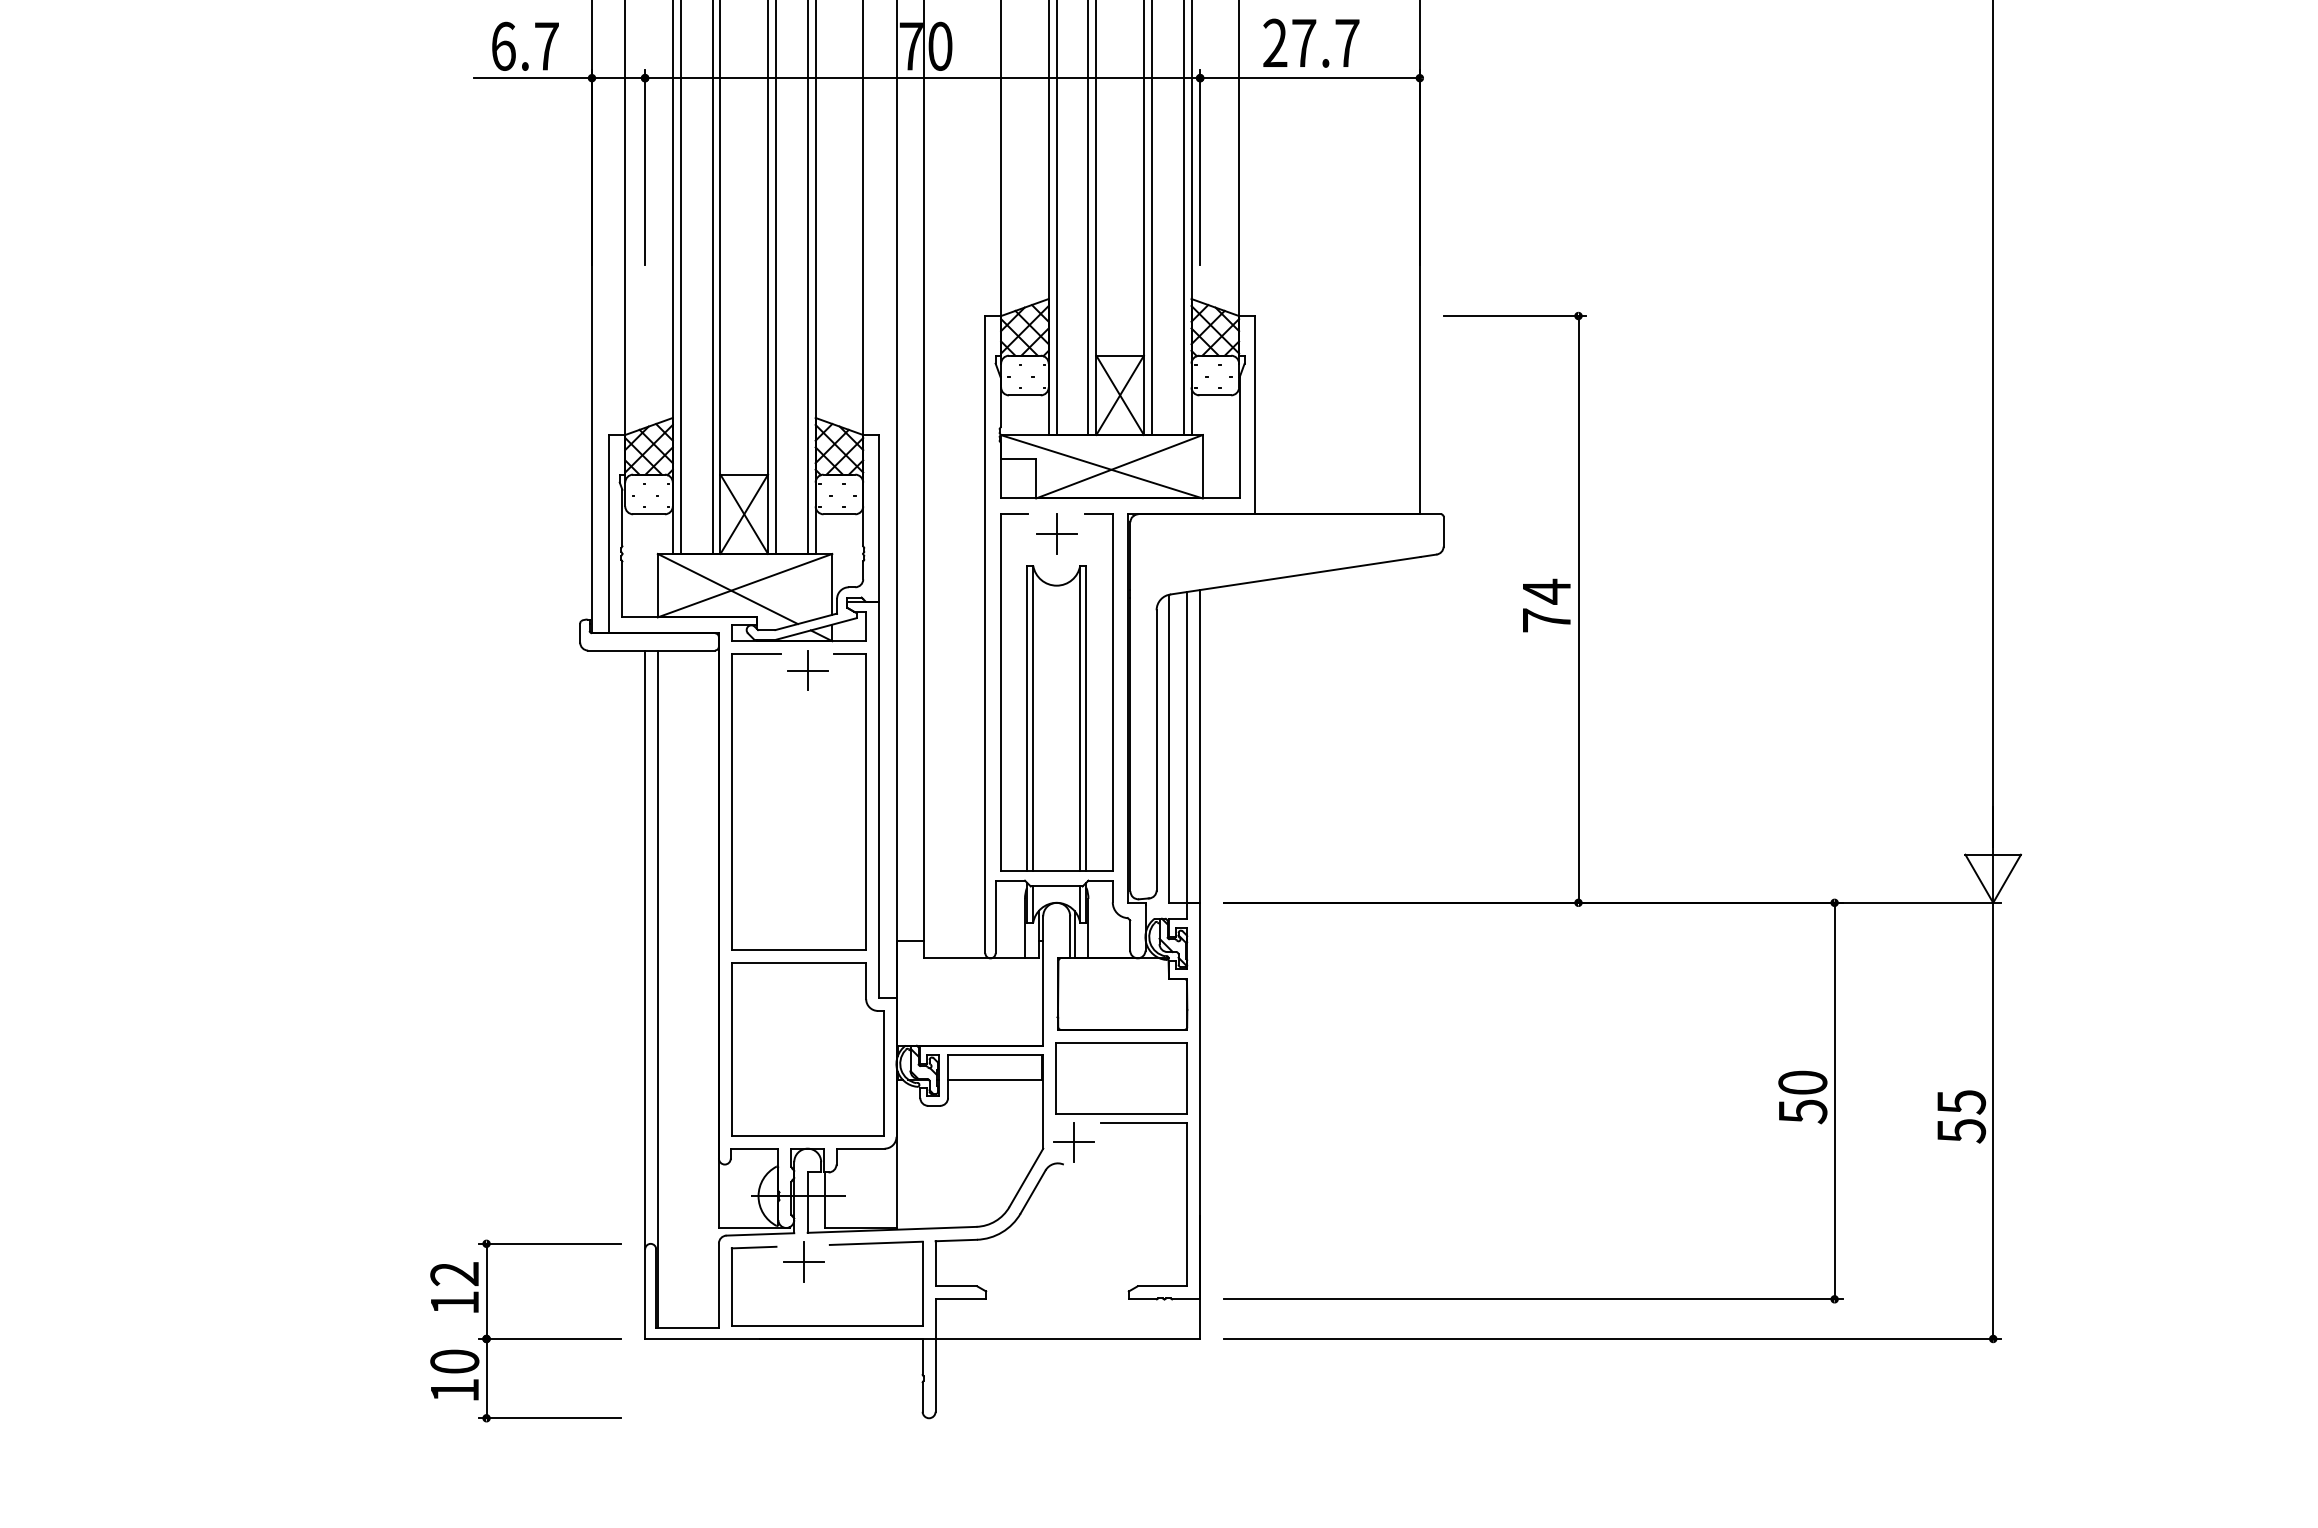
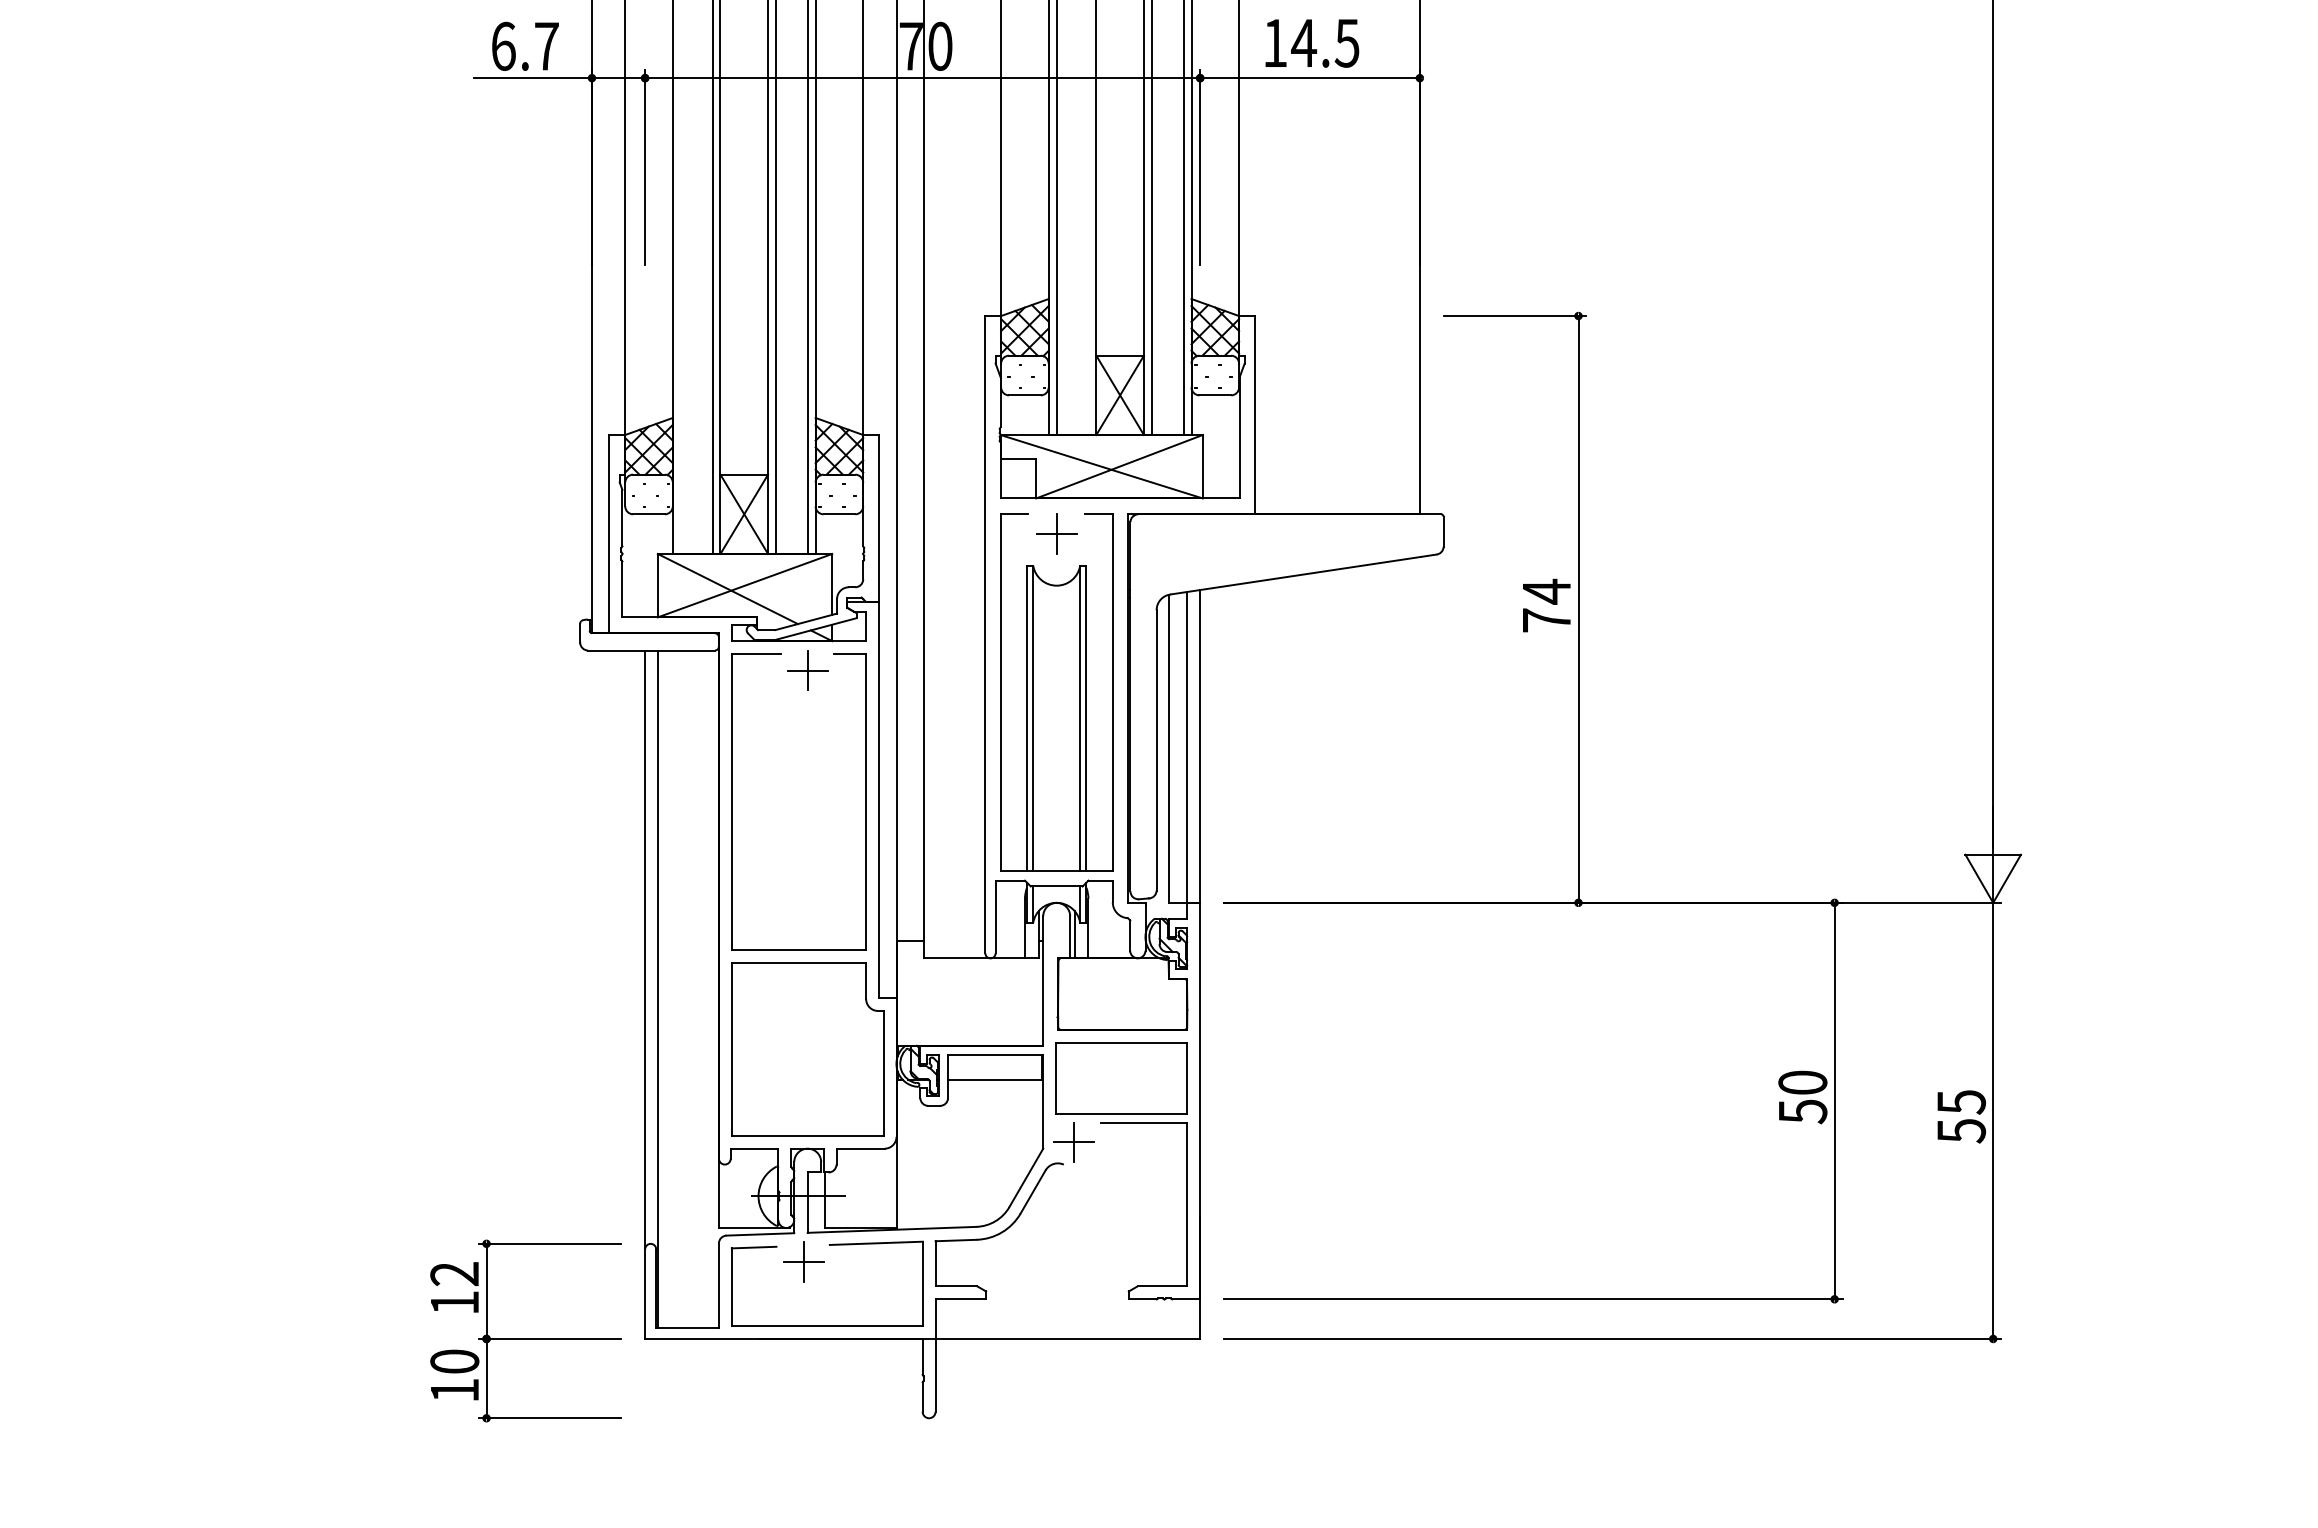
text: 27.7 -> 14.5 (1311, 42)
line: present -> none (1088, 218)
line: present -> none (680, 277)
